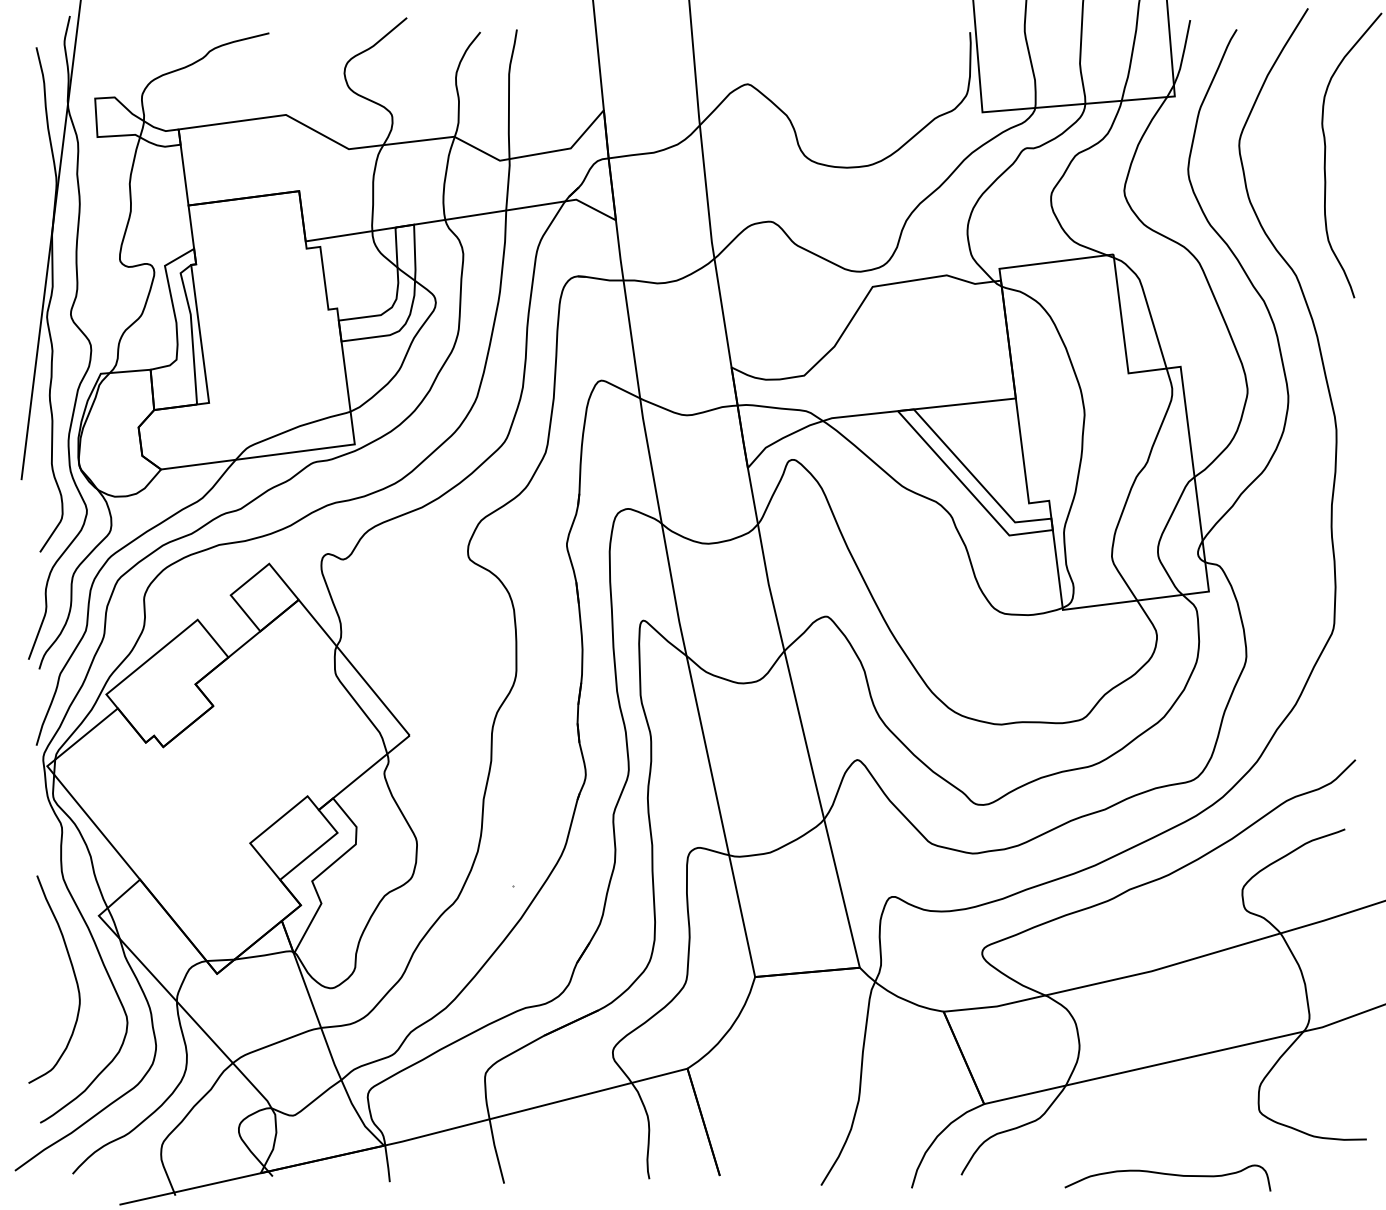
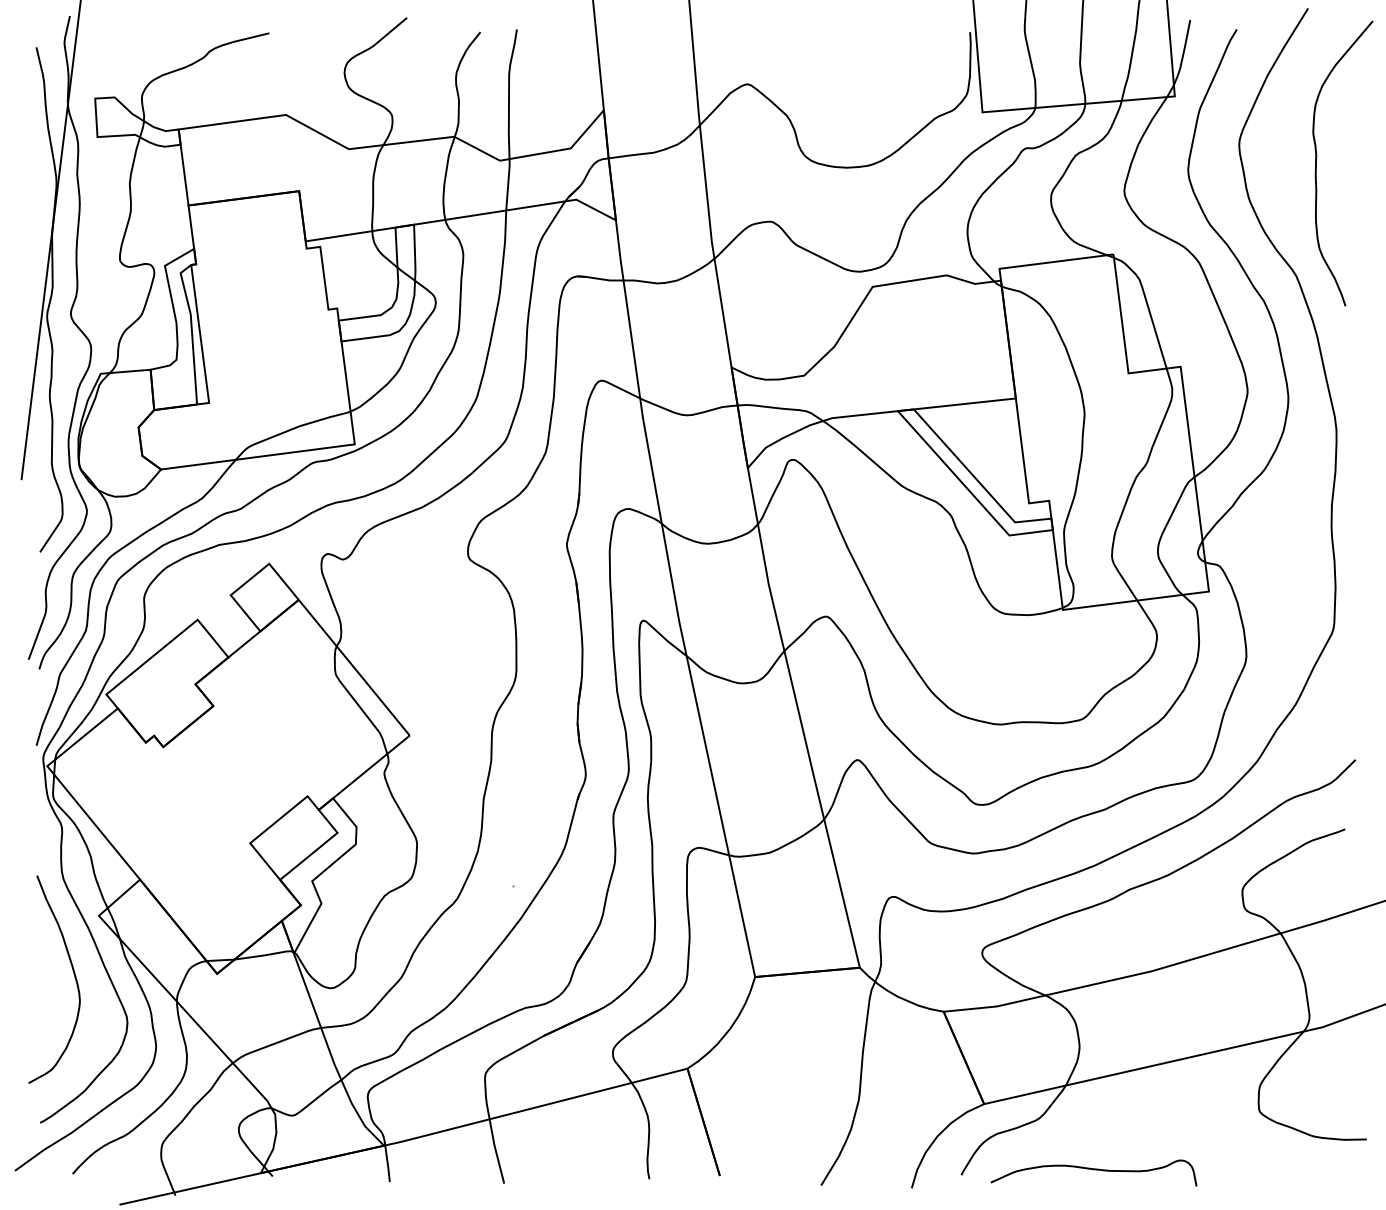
curve position: (1326, 148) -> (1317, 156) (1317, 156)
curve position: (1167, 1175) -> (1093, 1170) (1093, 1170)
